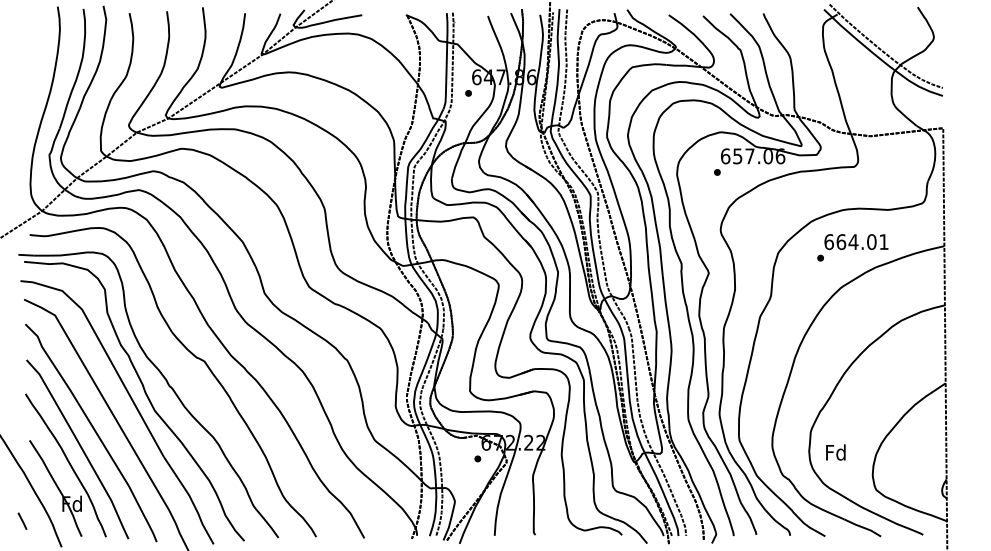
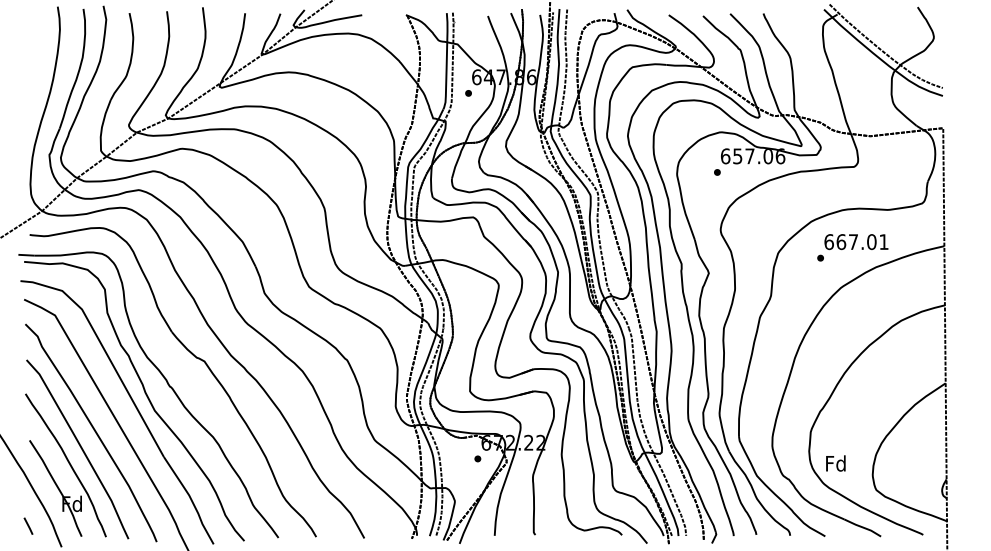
text: 664.01 -> 667.01 (853, 241)
text position: (835, 452) -> (835, 463) (835, 463)
line position: (22, 520) -> (28, 525) (28, 525)
